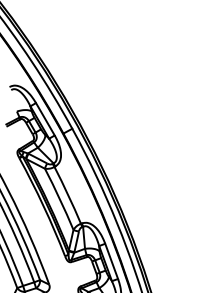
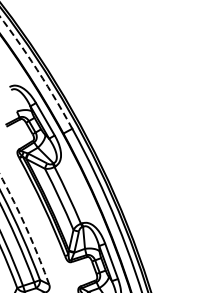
arc: solid -> dashed (38, 71)
arc: solid -> dashed (26, 229)
